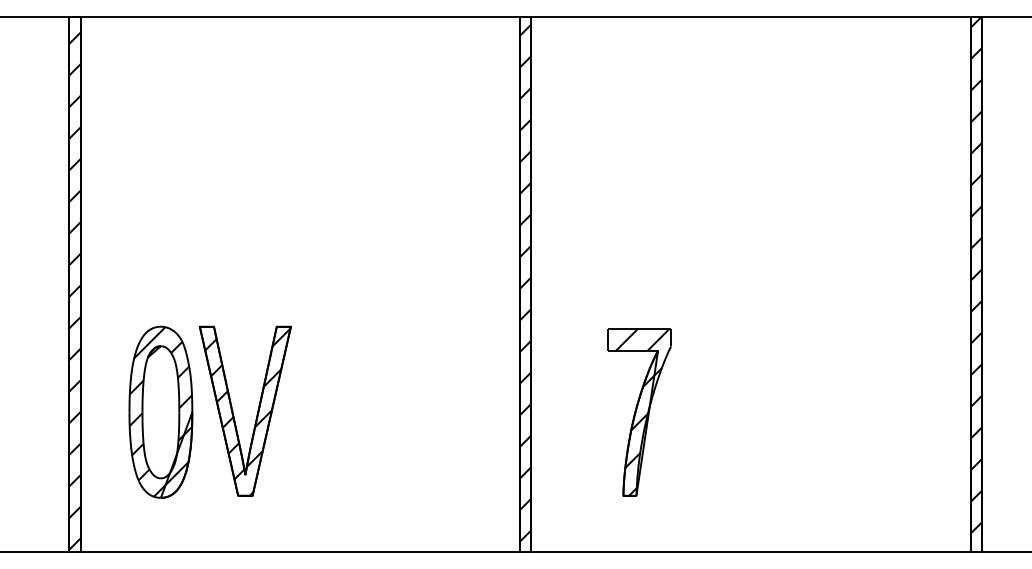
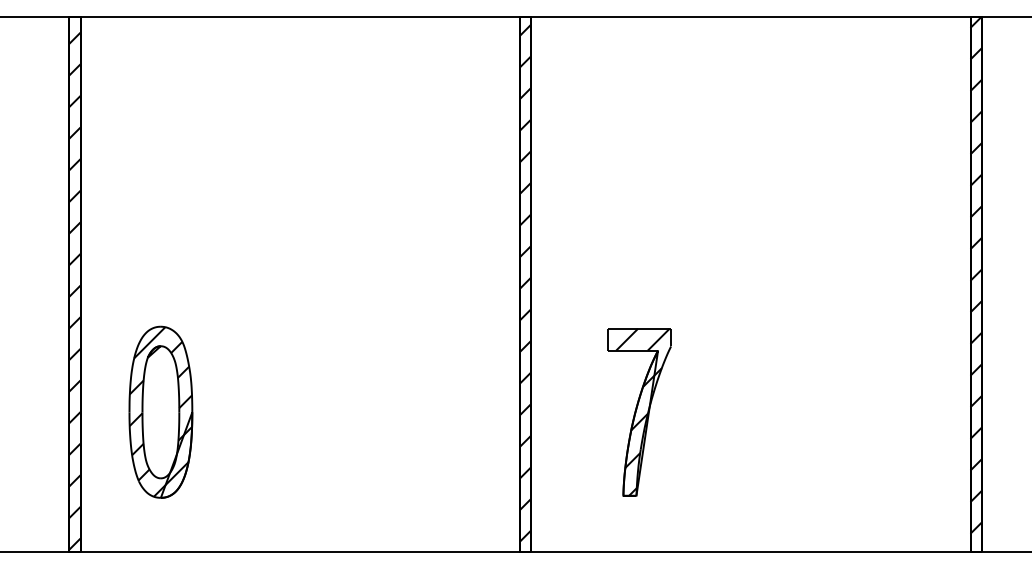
part: present -> none (233, 411)
